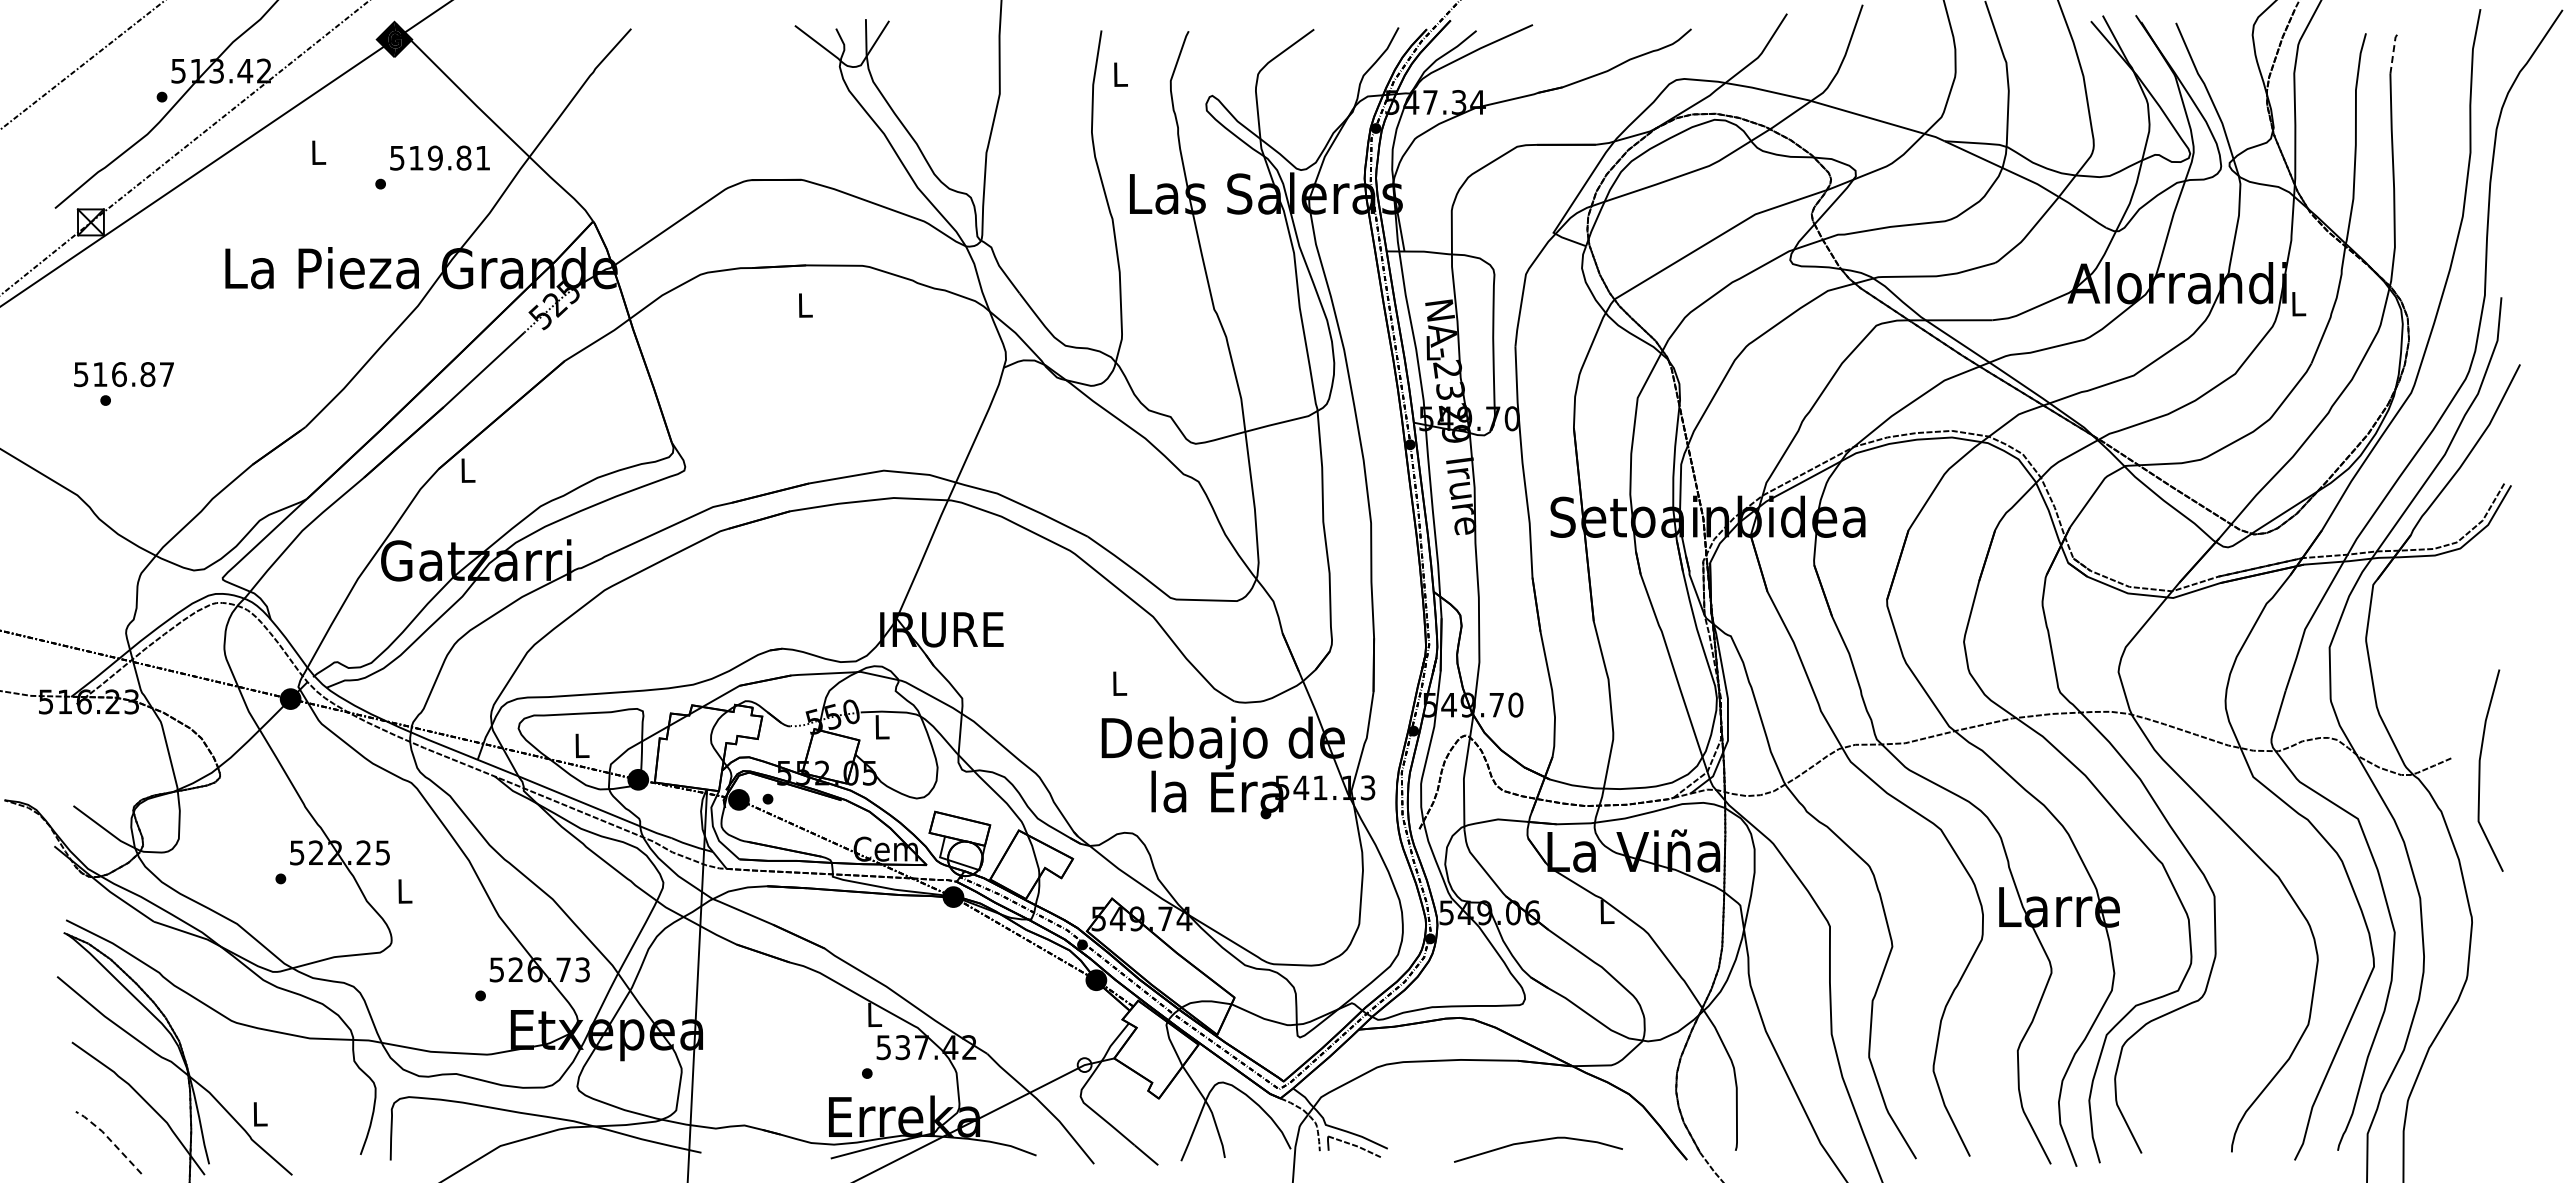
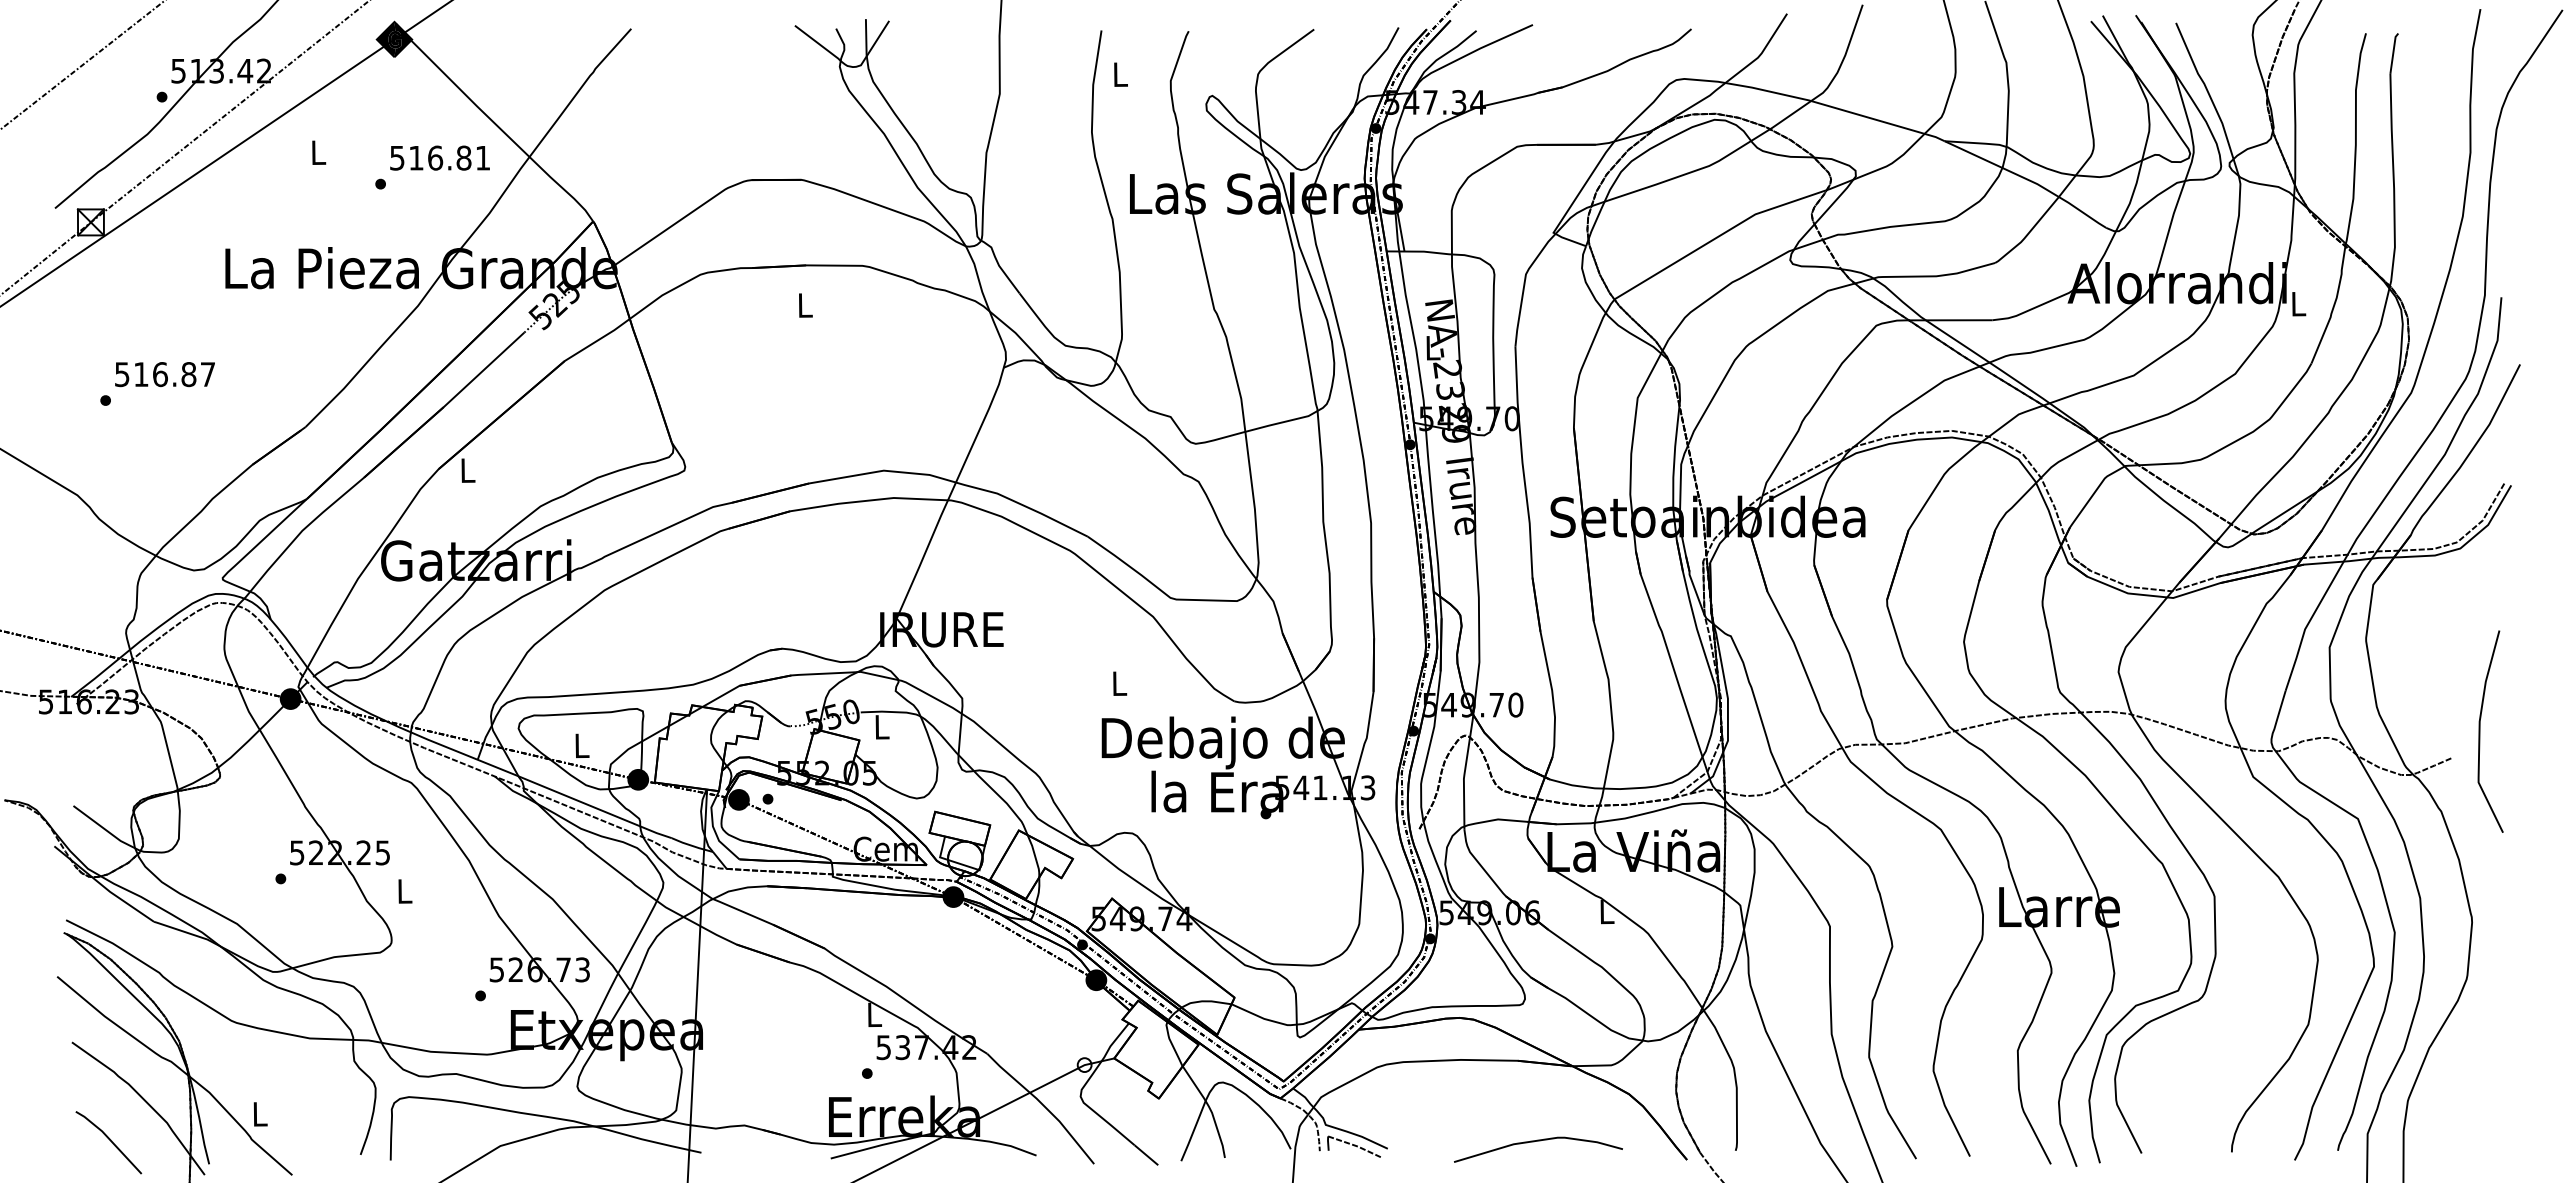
line: dashed -> solid (2393, 52)
text: 519.81 -> 516.81 (435, 157)
text position: (123, 374) -> (164, 374) (164, 374)
curve position: (2480, 770) -> (2480, 731) (2480, 731)
line: dashed -> solid (110, 1140)
